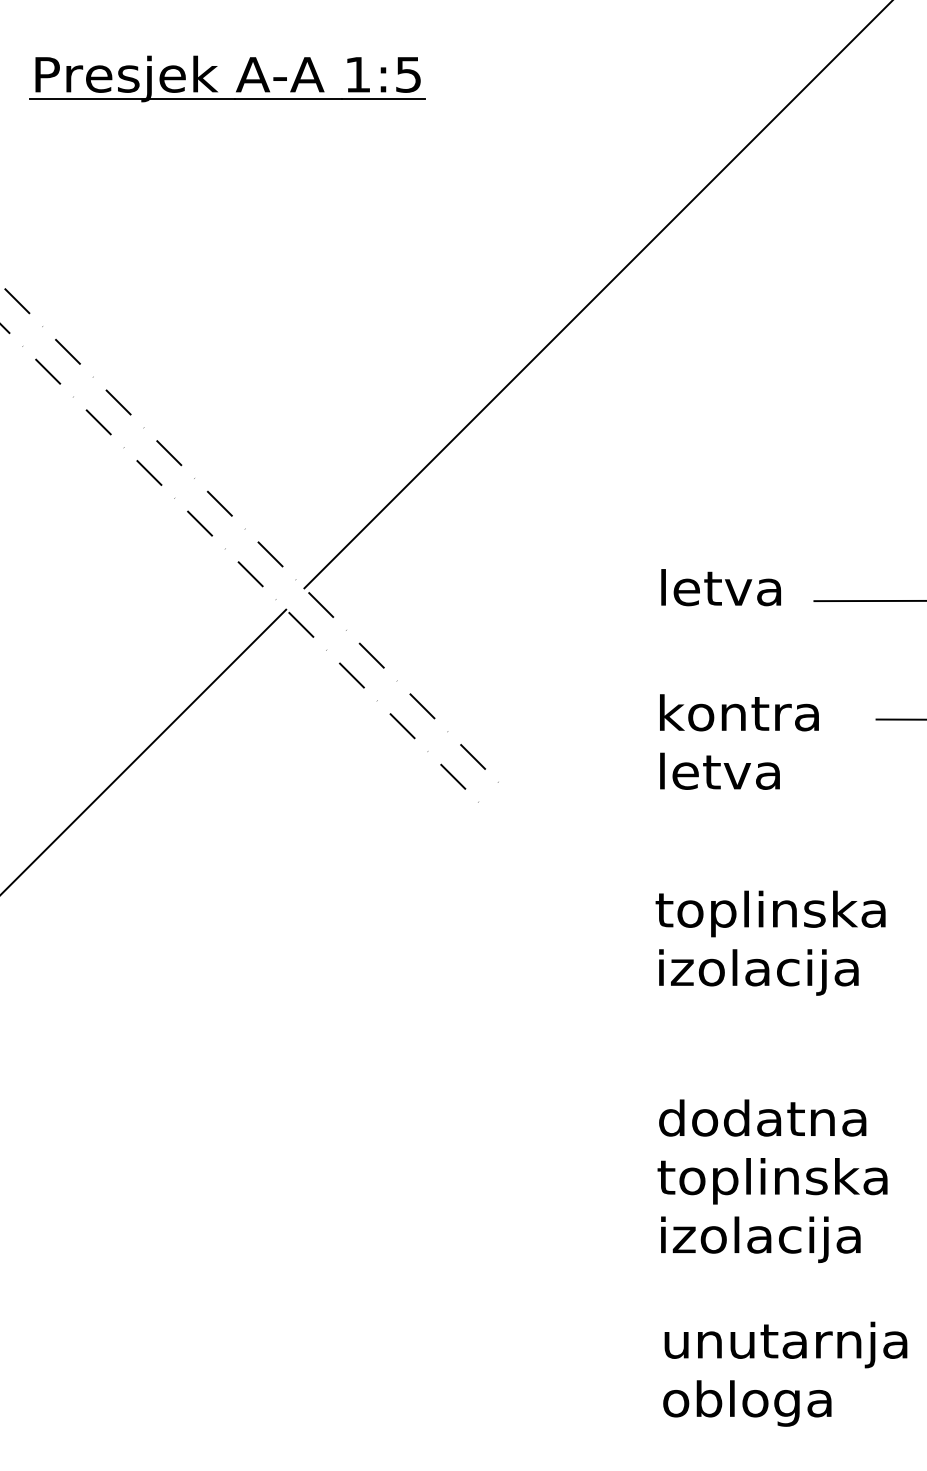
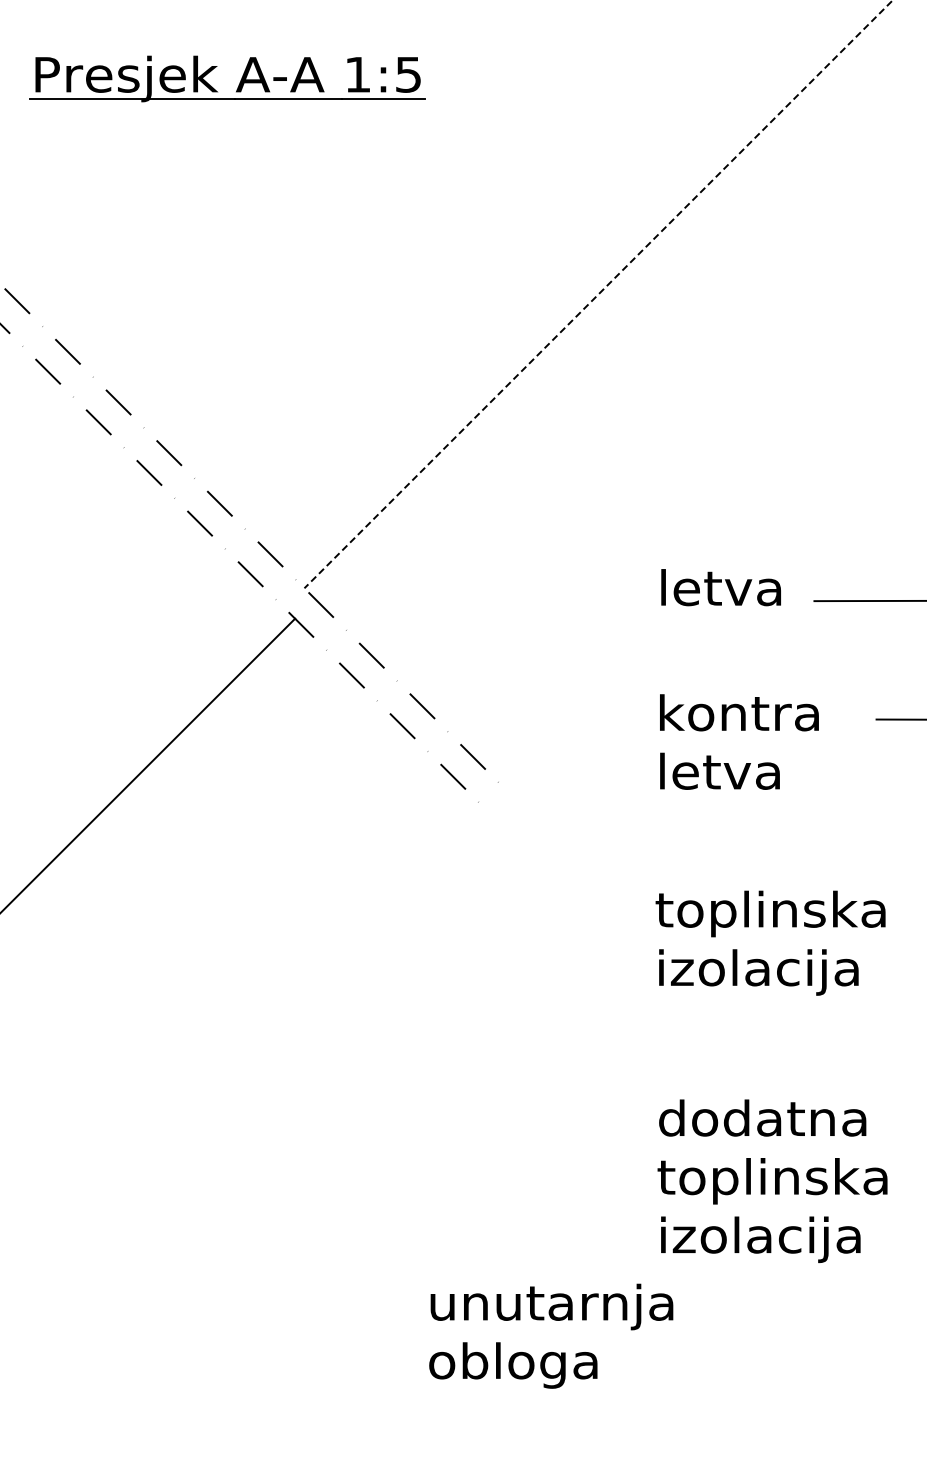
line: solid -> dashed (598, 294)
line position: (144, 751) -> (148, 764) (148, 764)
text position: (785, 1373) -> (551, 1335) (551, 1335)
